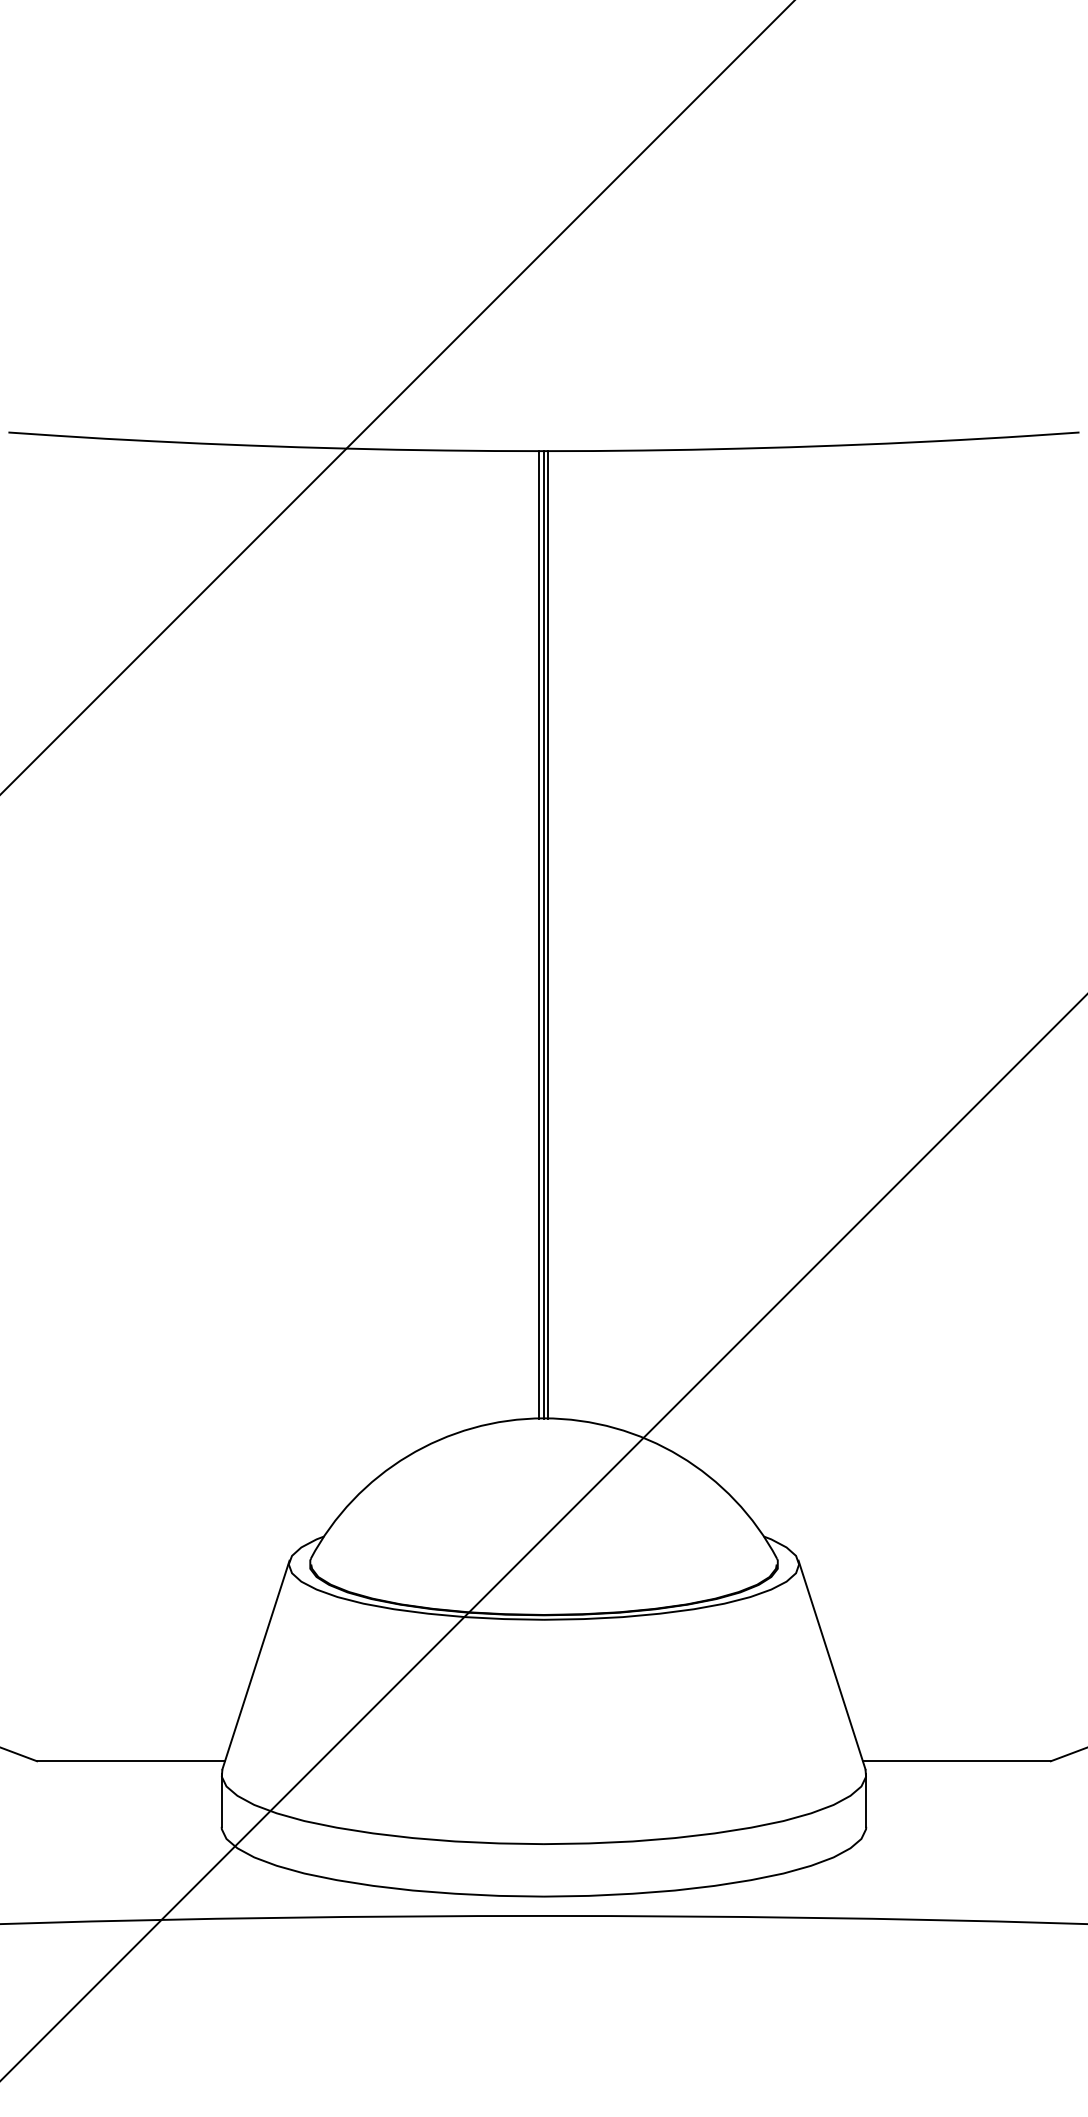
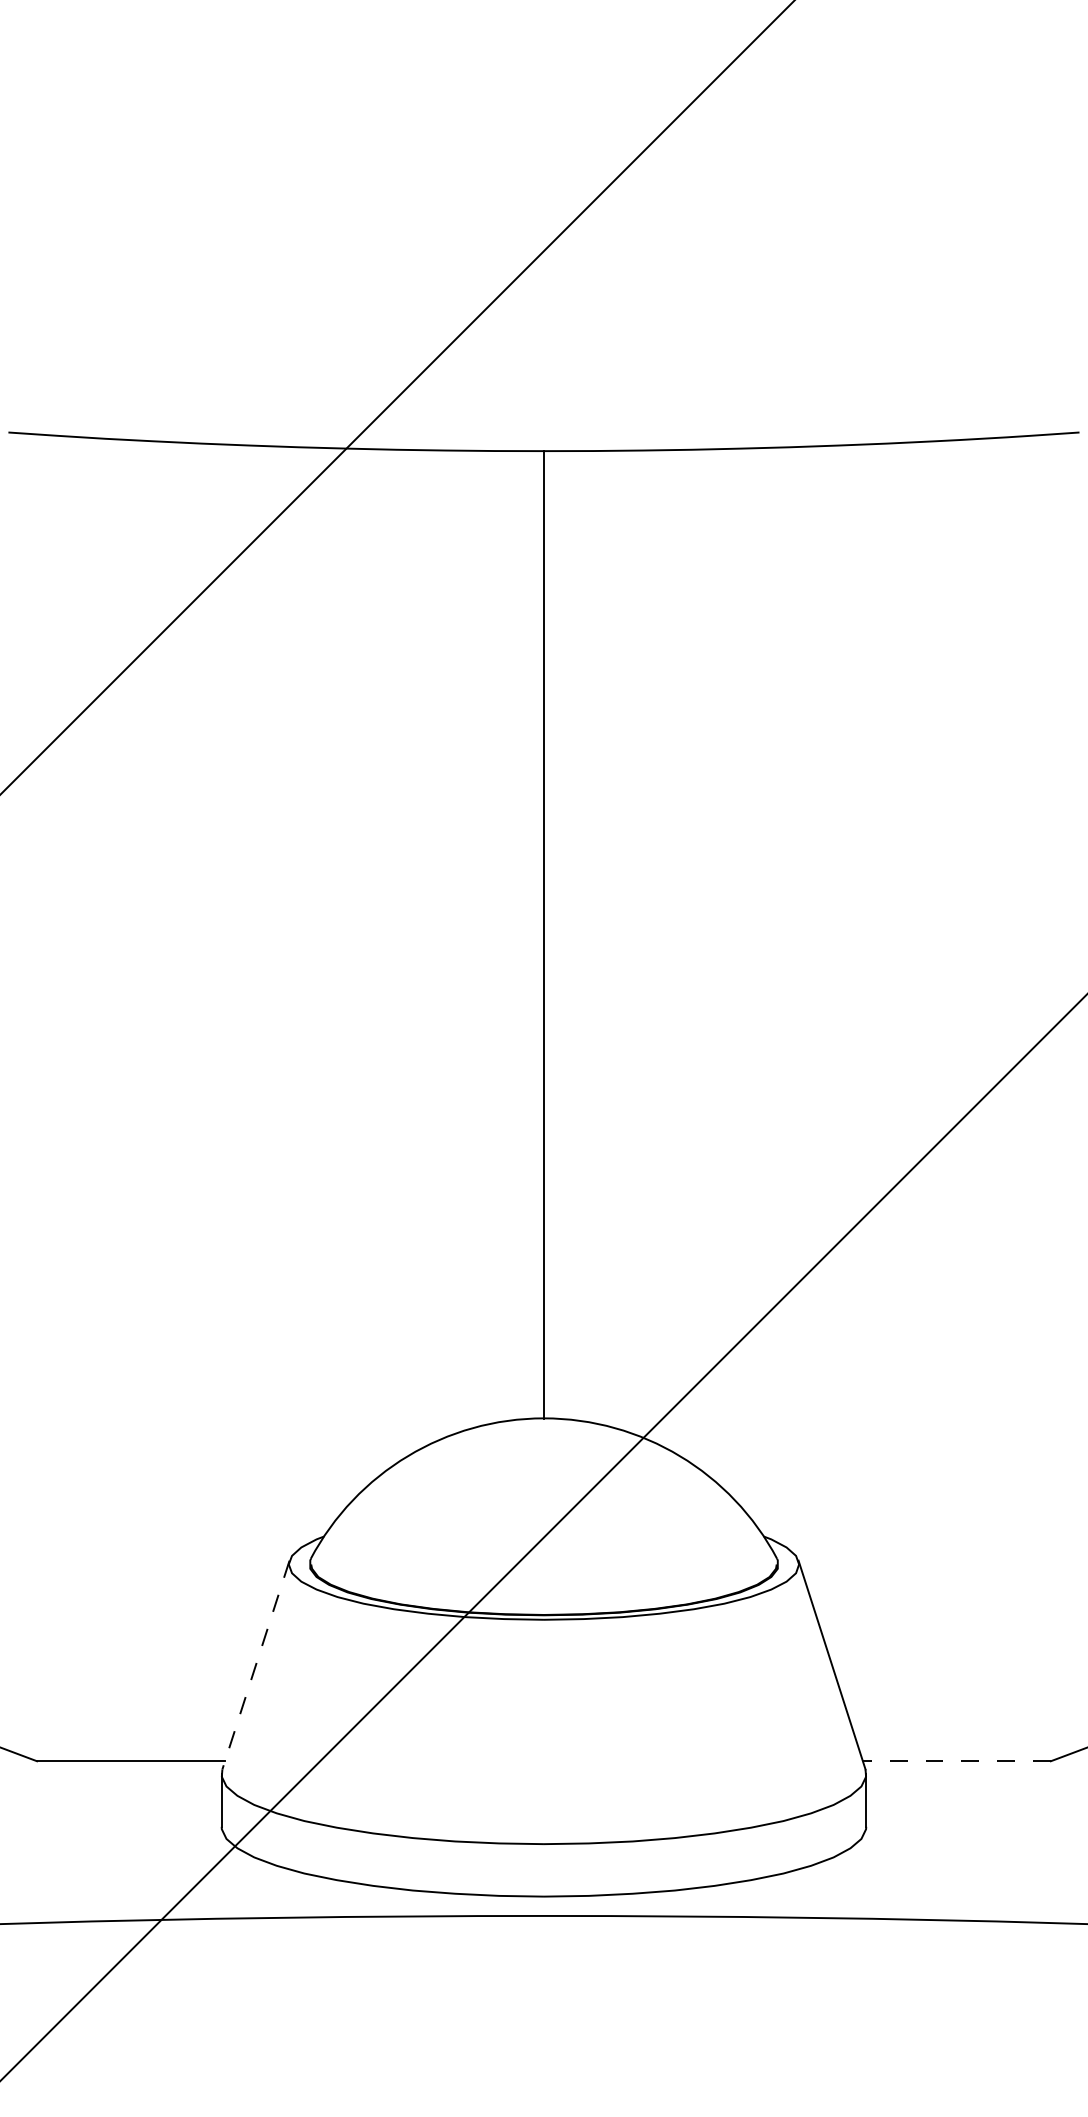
line: present -> none (539, 934)
line: present -> none (548, 934)
line: solid -> dashed (255, 1665)
line: solid -> dashed (956, 1761)
